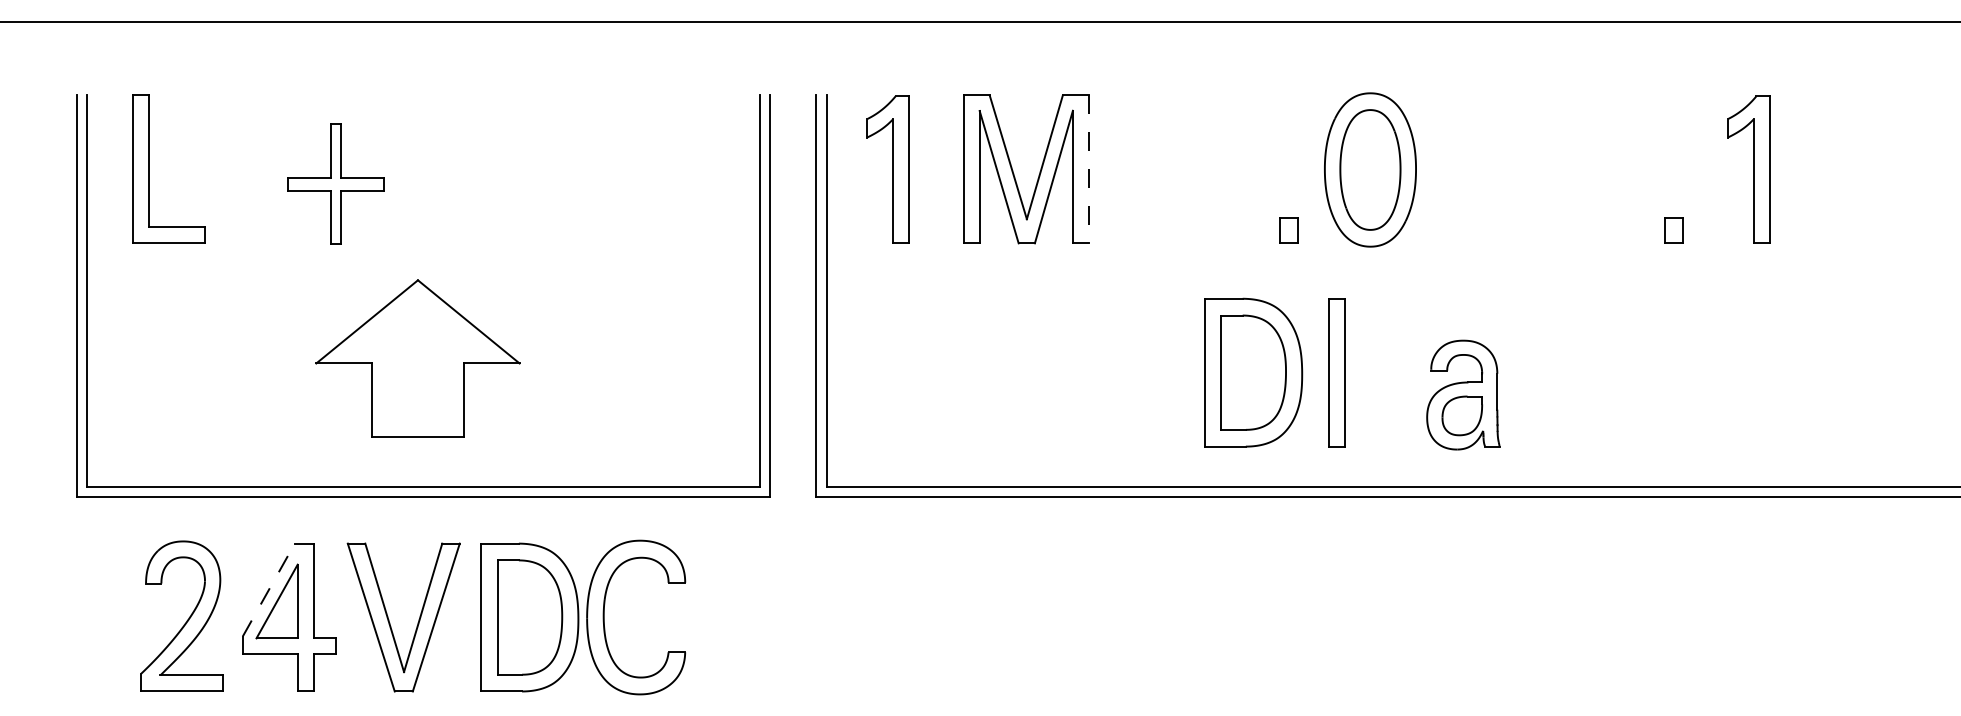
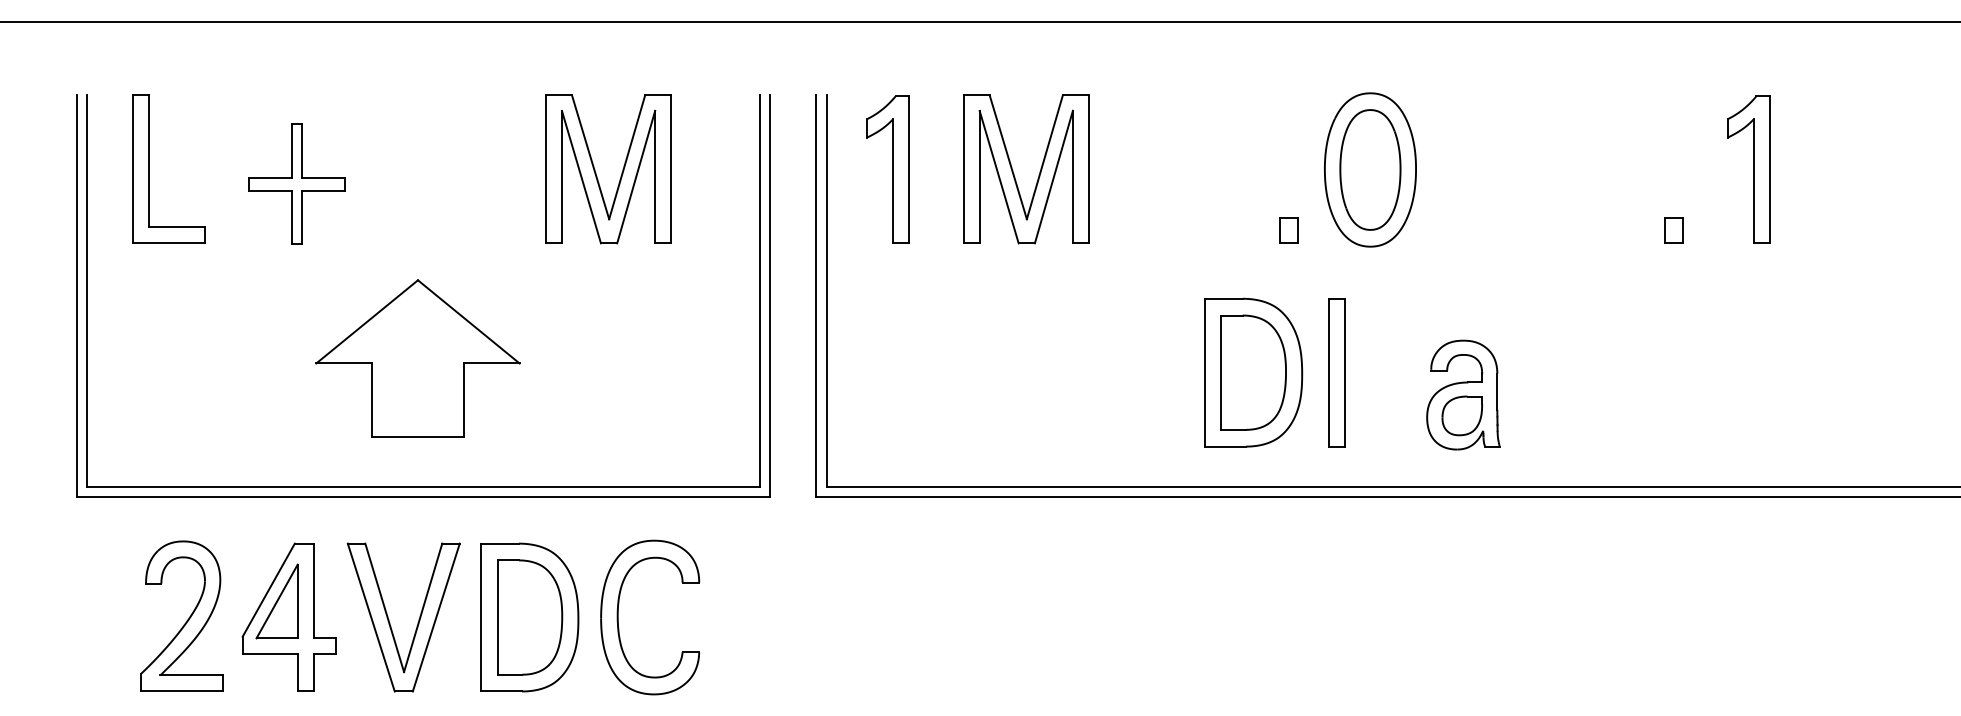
line: dashed -> solid (1089, 169)
part: none -> present (596, 172)
part position: (335, 183) -> (296, 183) (296, 183)
line: dashed -> solid (269, 589)
part position: (604, 617) -> (618, 617) (618, 617)
